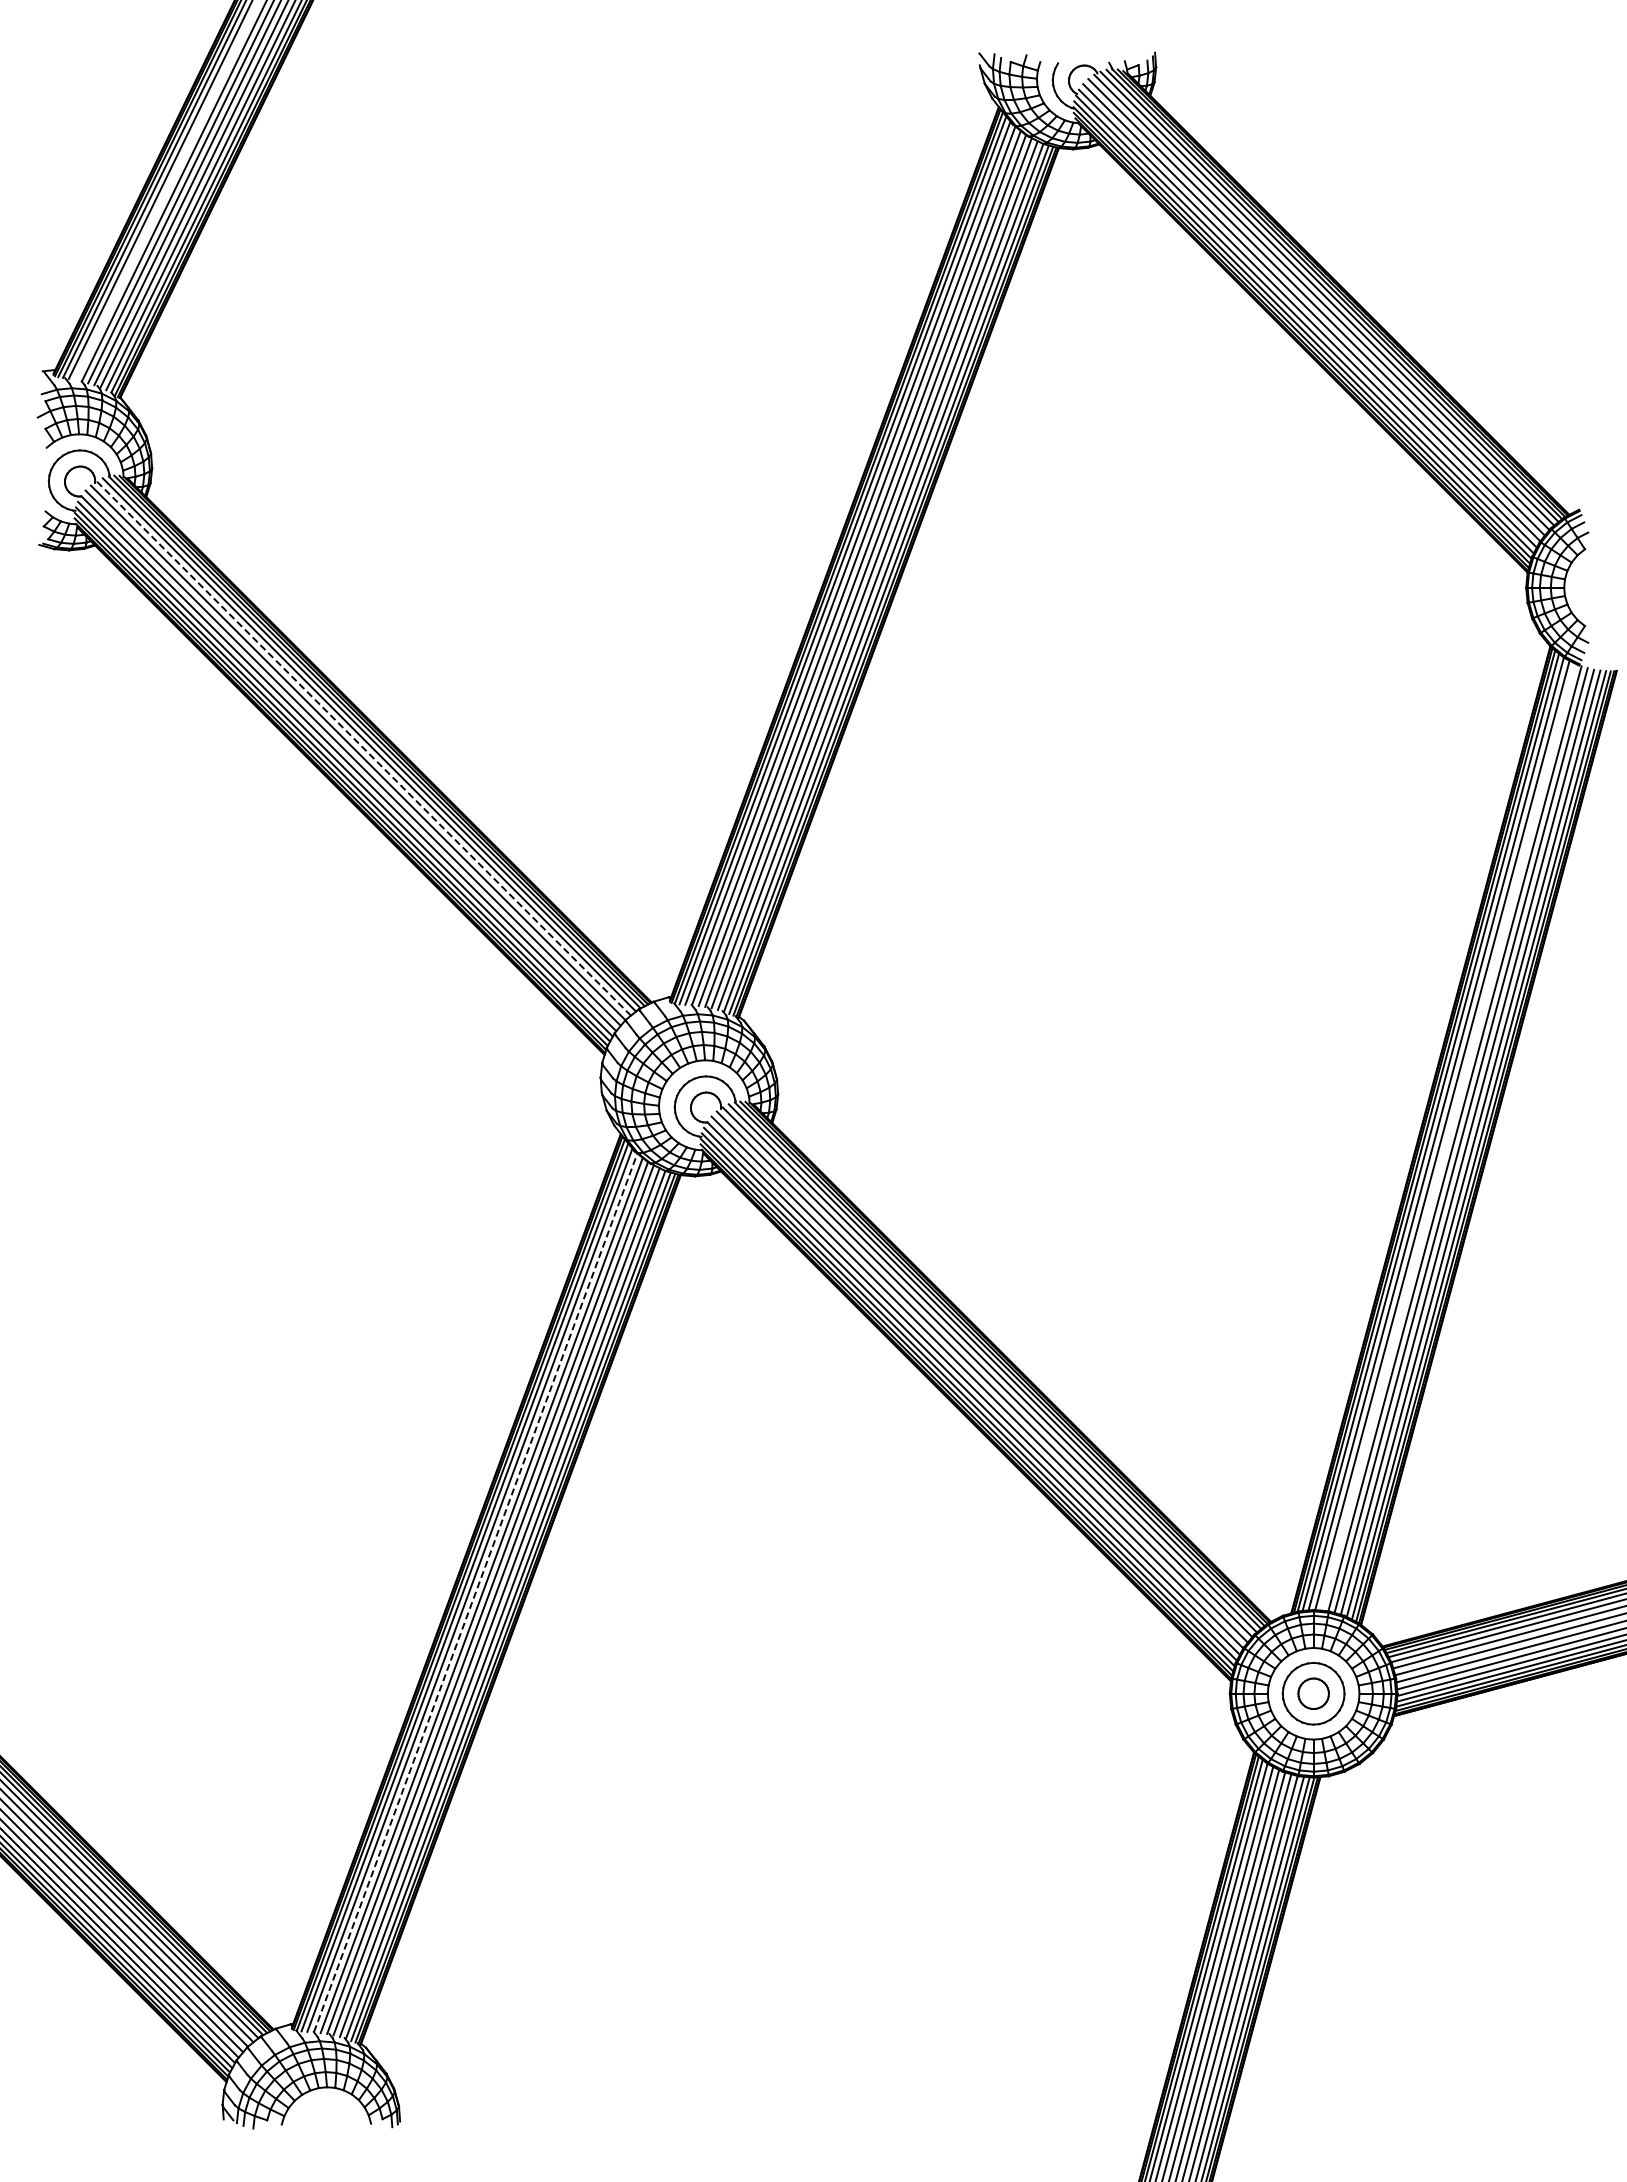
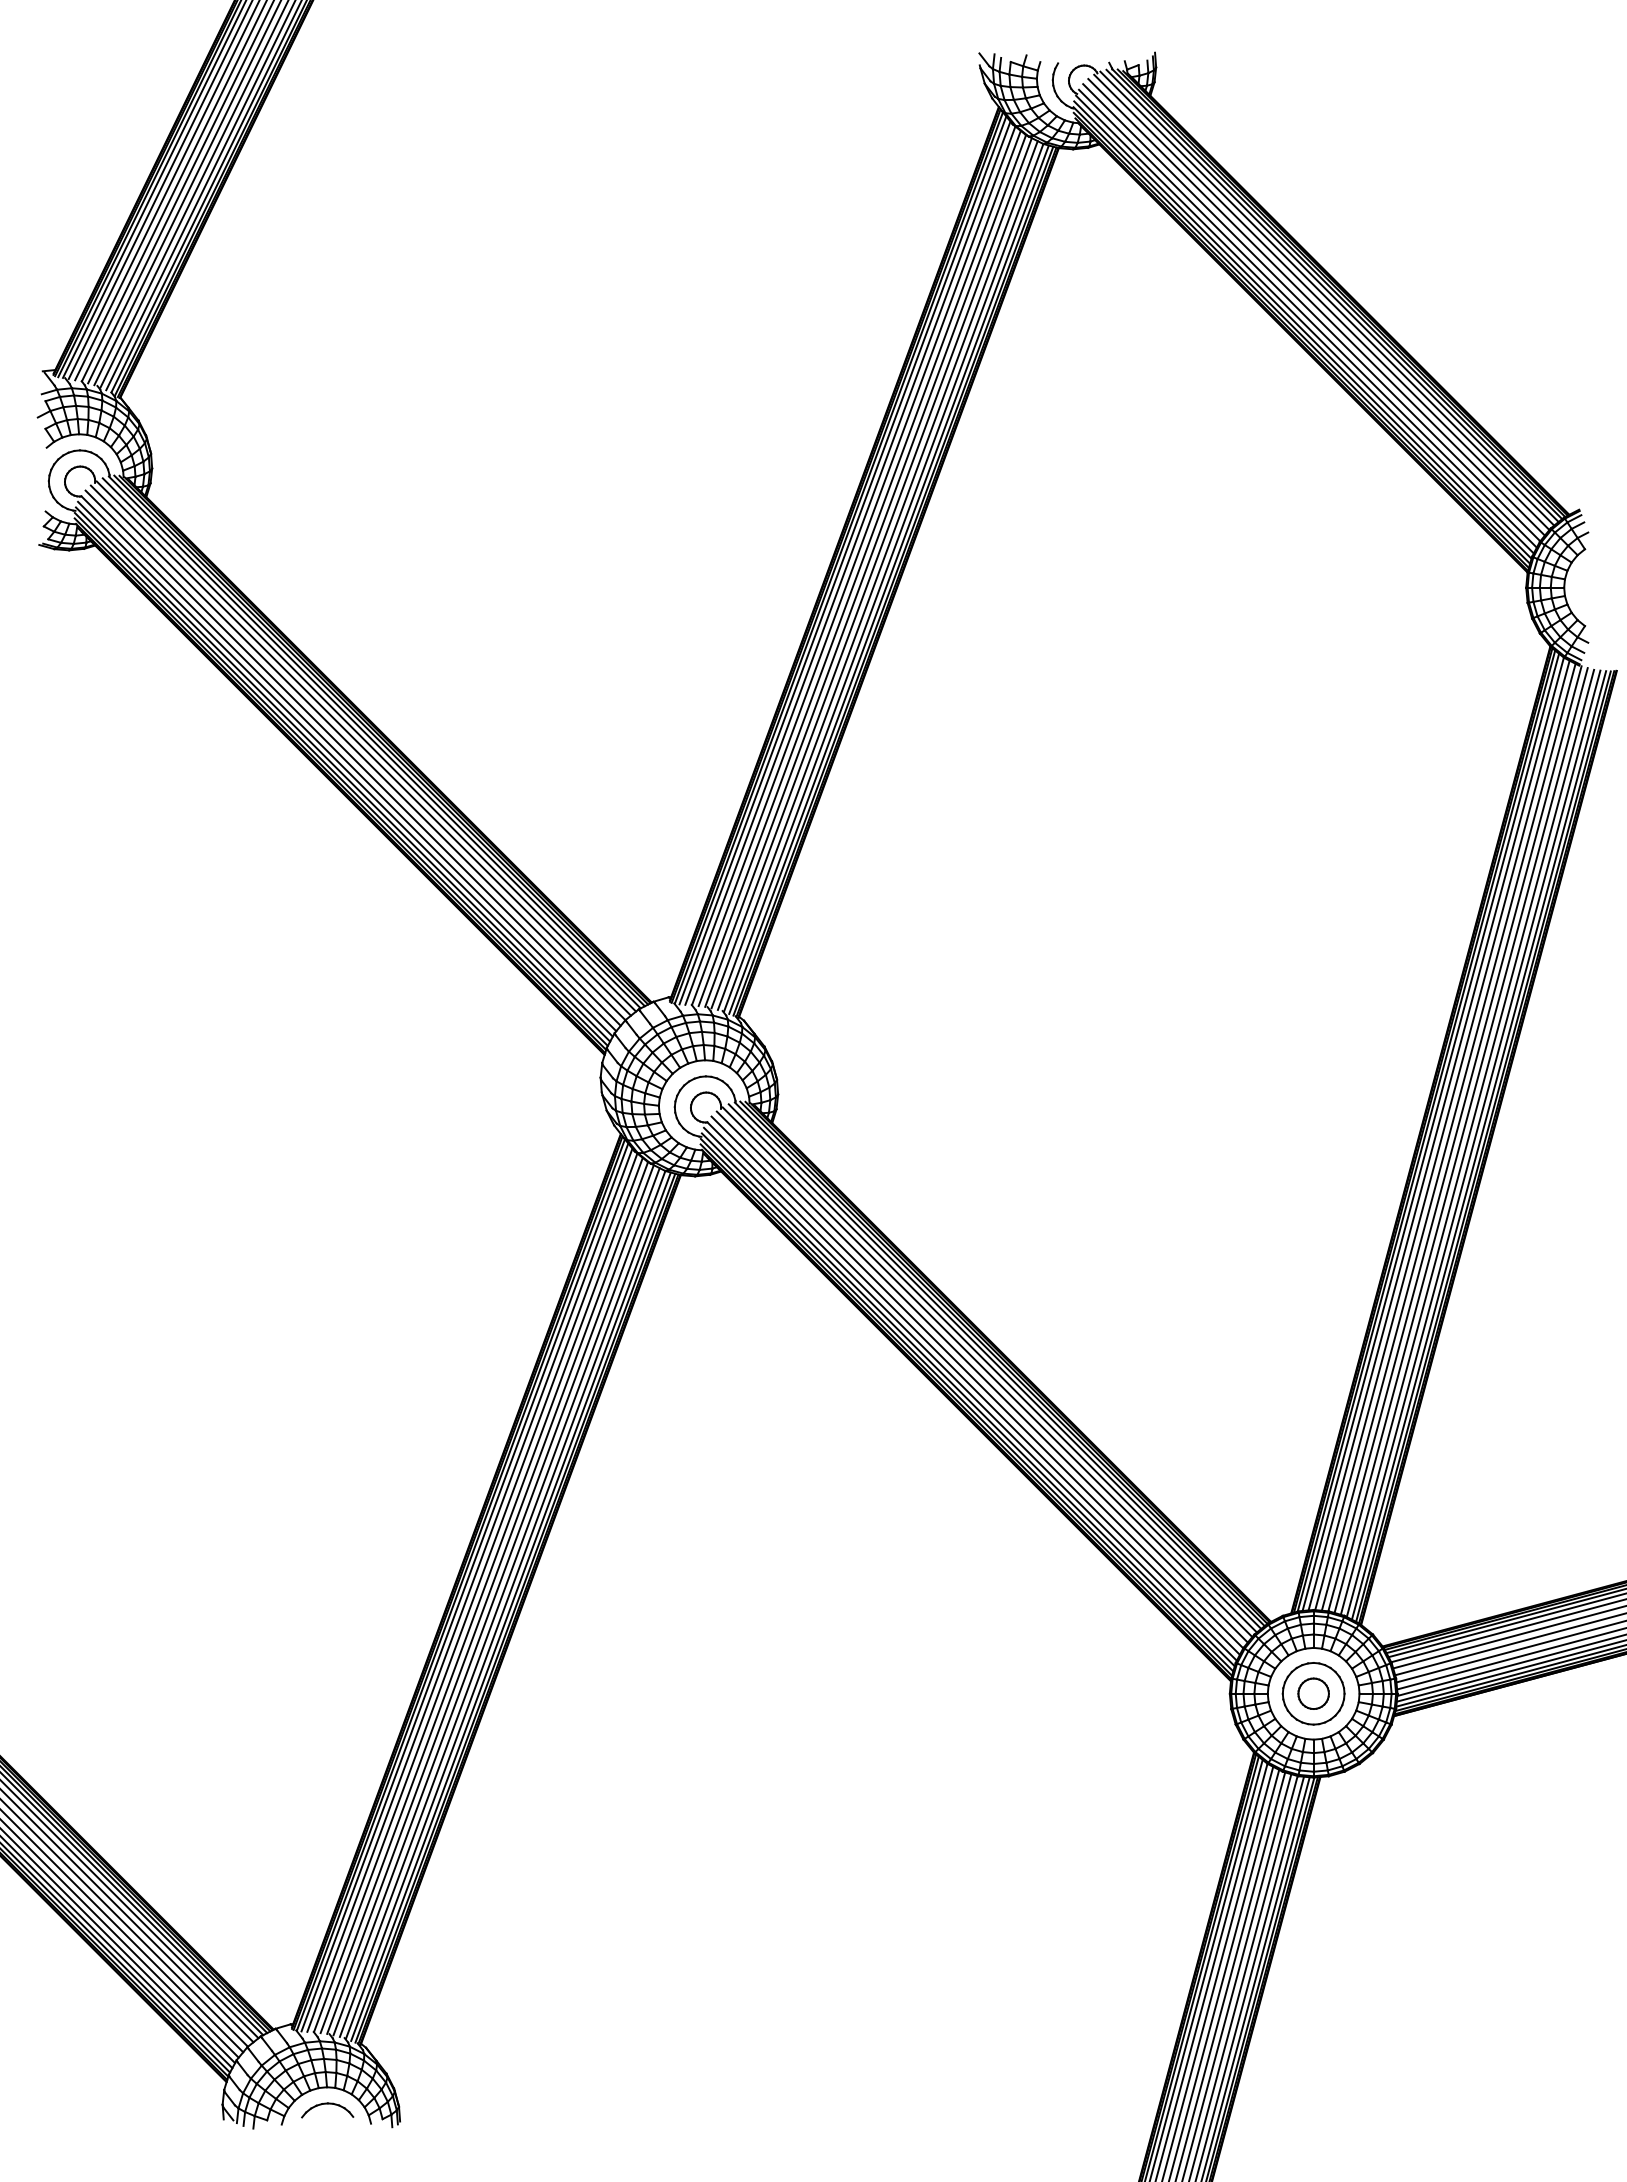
line: none -> present (166, 191)
line: dashed -> solid (363, 748)
line: none -> present (1448, 1136)
line: dashed -> solid (475, 1592)
part: none -> present (327, 2110)
